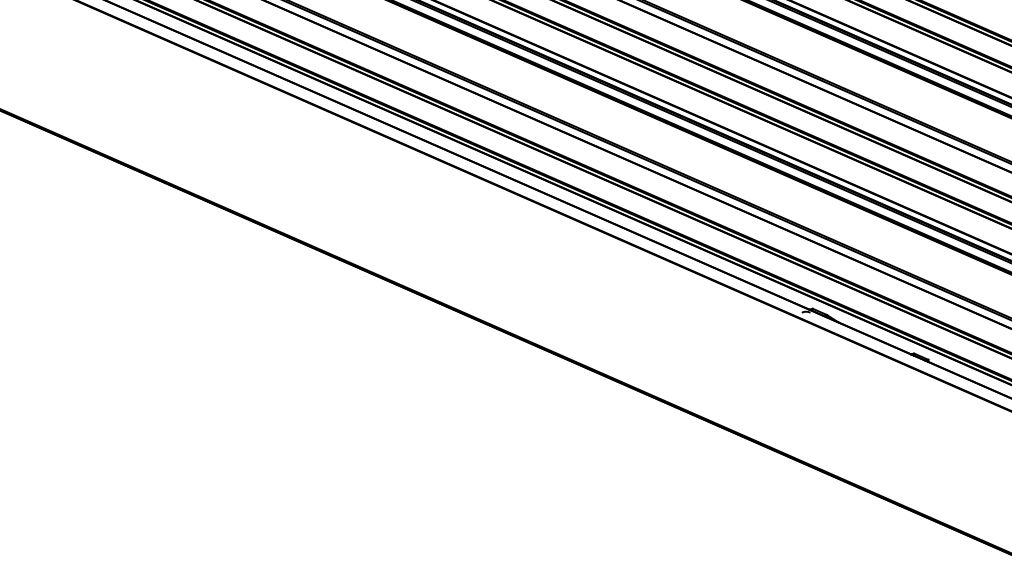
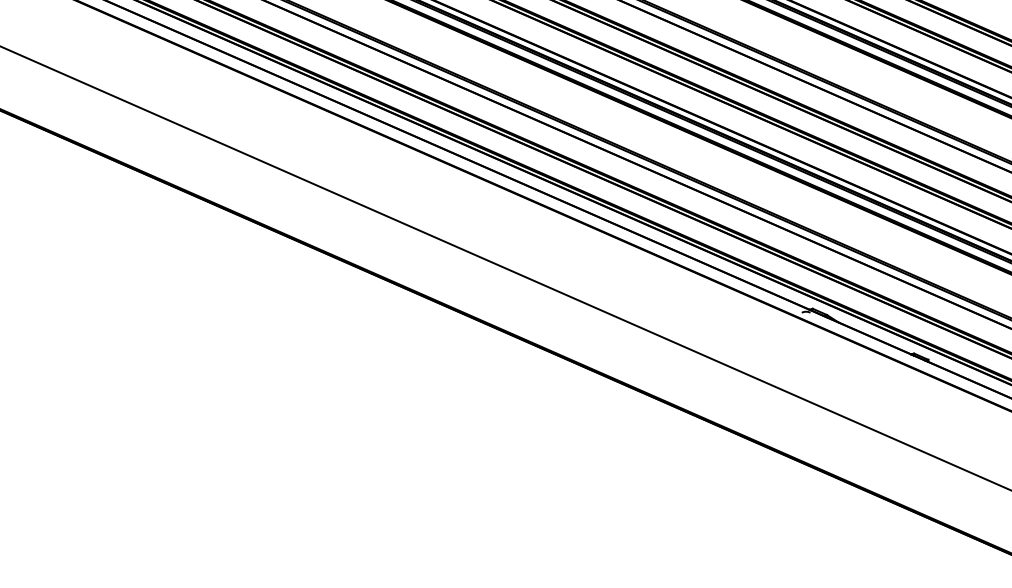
line: none -> present (505, 268)
